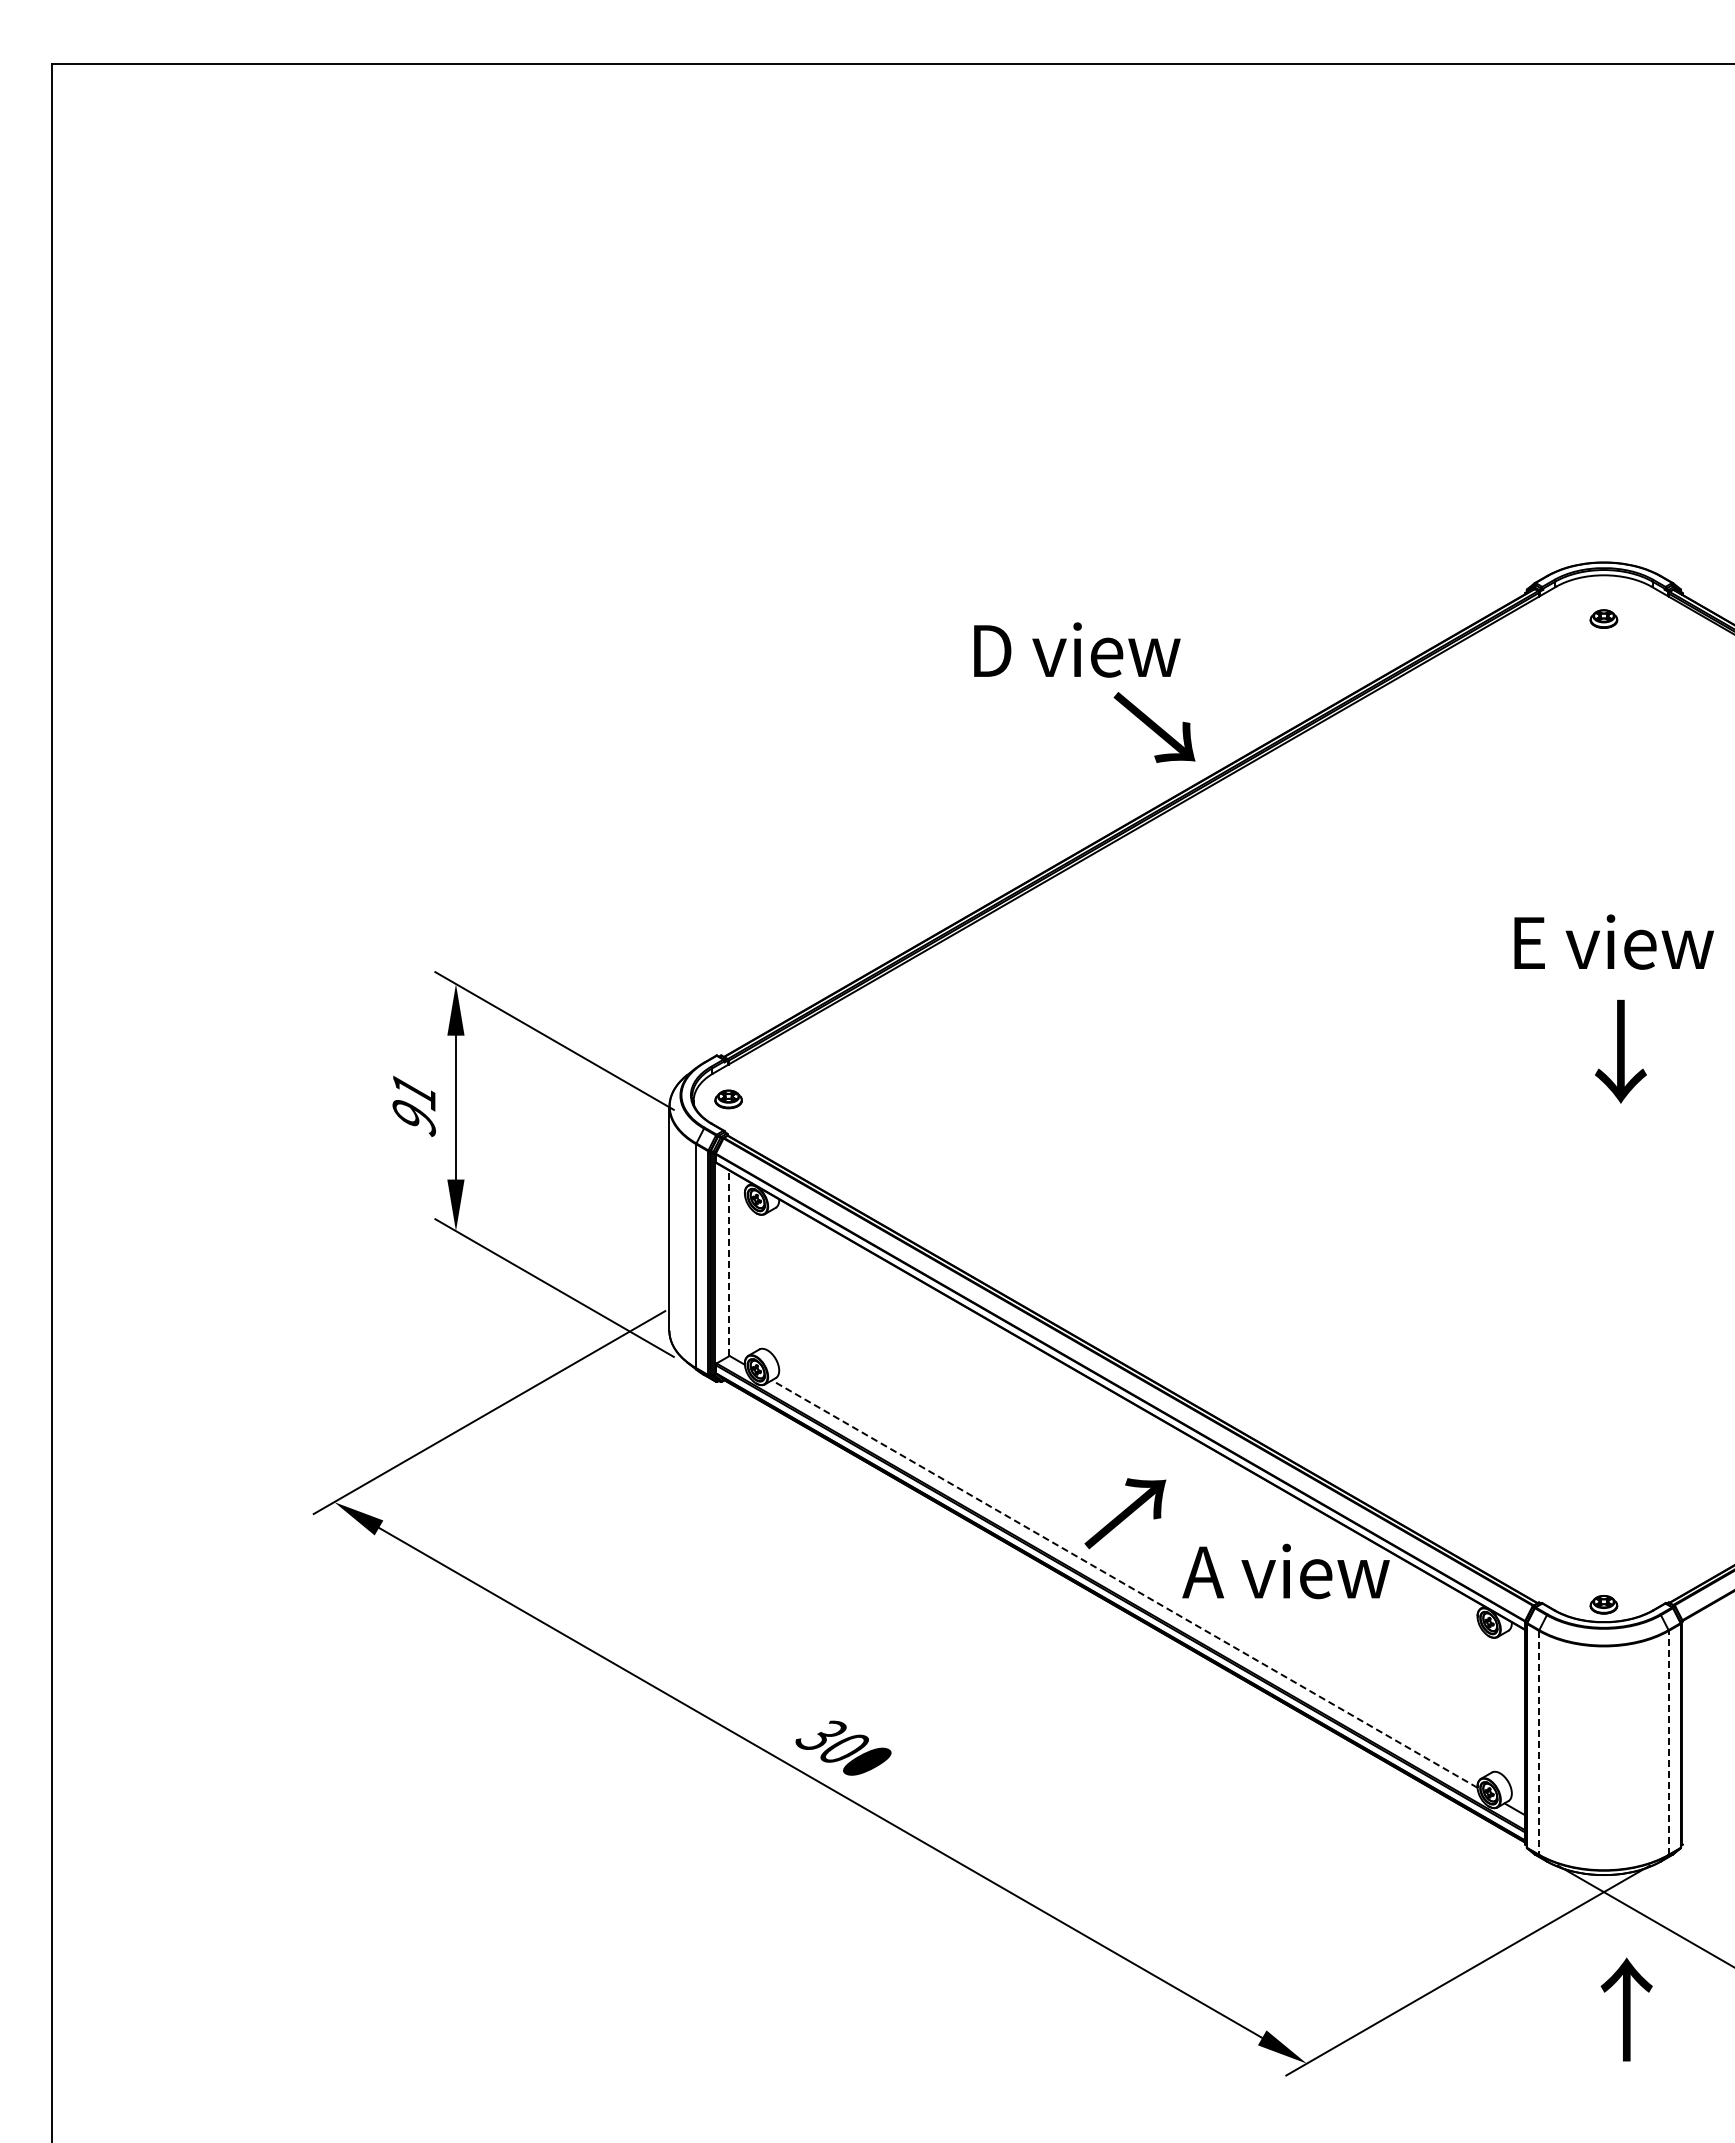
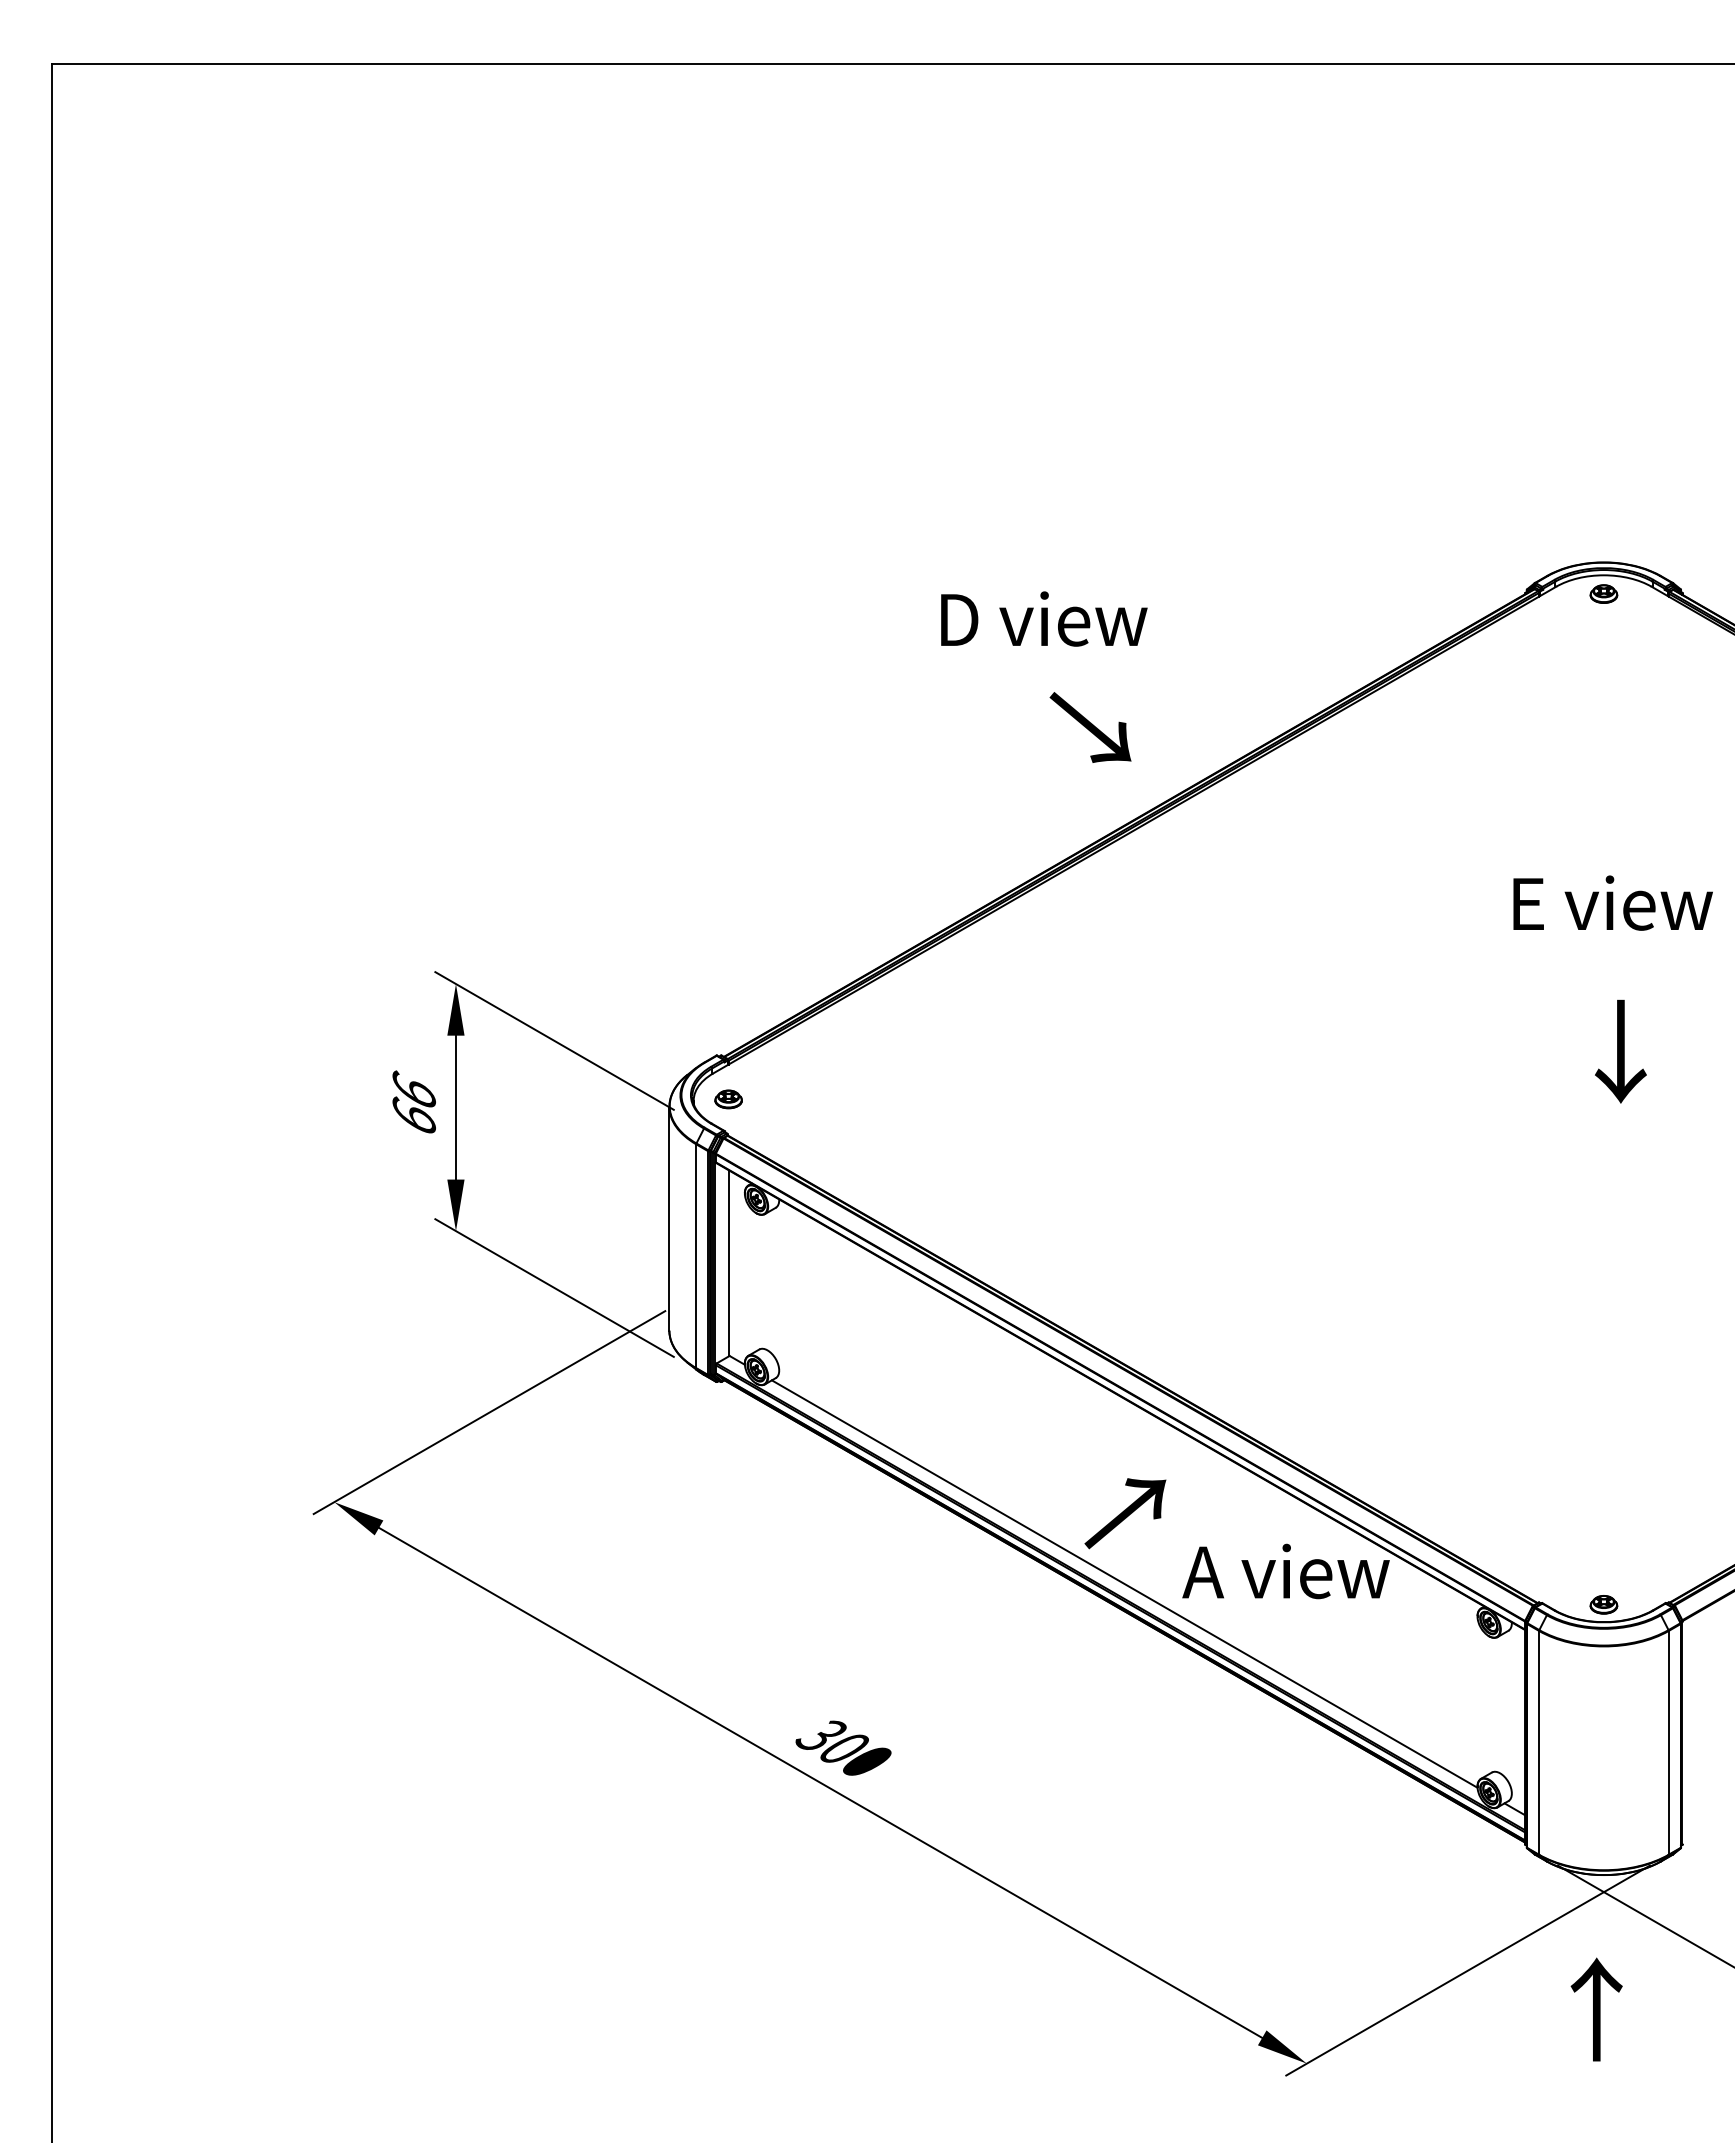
part position: (1603, 618) -> (1603, 593) (1603, 593)
text position: (1077, 649) -> (1044, 618) (1044, 618)
text position: (1154, 727) -> (1090, 727) (1090, 727)
text position: (1613, 941) -> (1612, 902) (1612, 902)
text: 91 -> 66 (413, 1103)
line: dashed -> solid (729, 1263)
line: dashed -> solid (1124, 1583)
line: dashed -> solid (1539, 1742)
line: dashed -> solid (1668, 1742)
text position: (1626, 2009) -> (1596, 2009) (1596, 2009)
